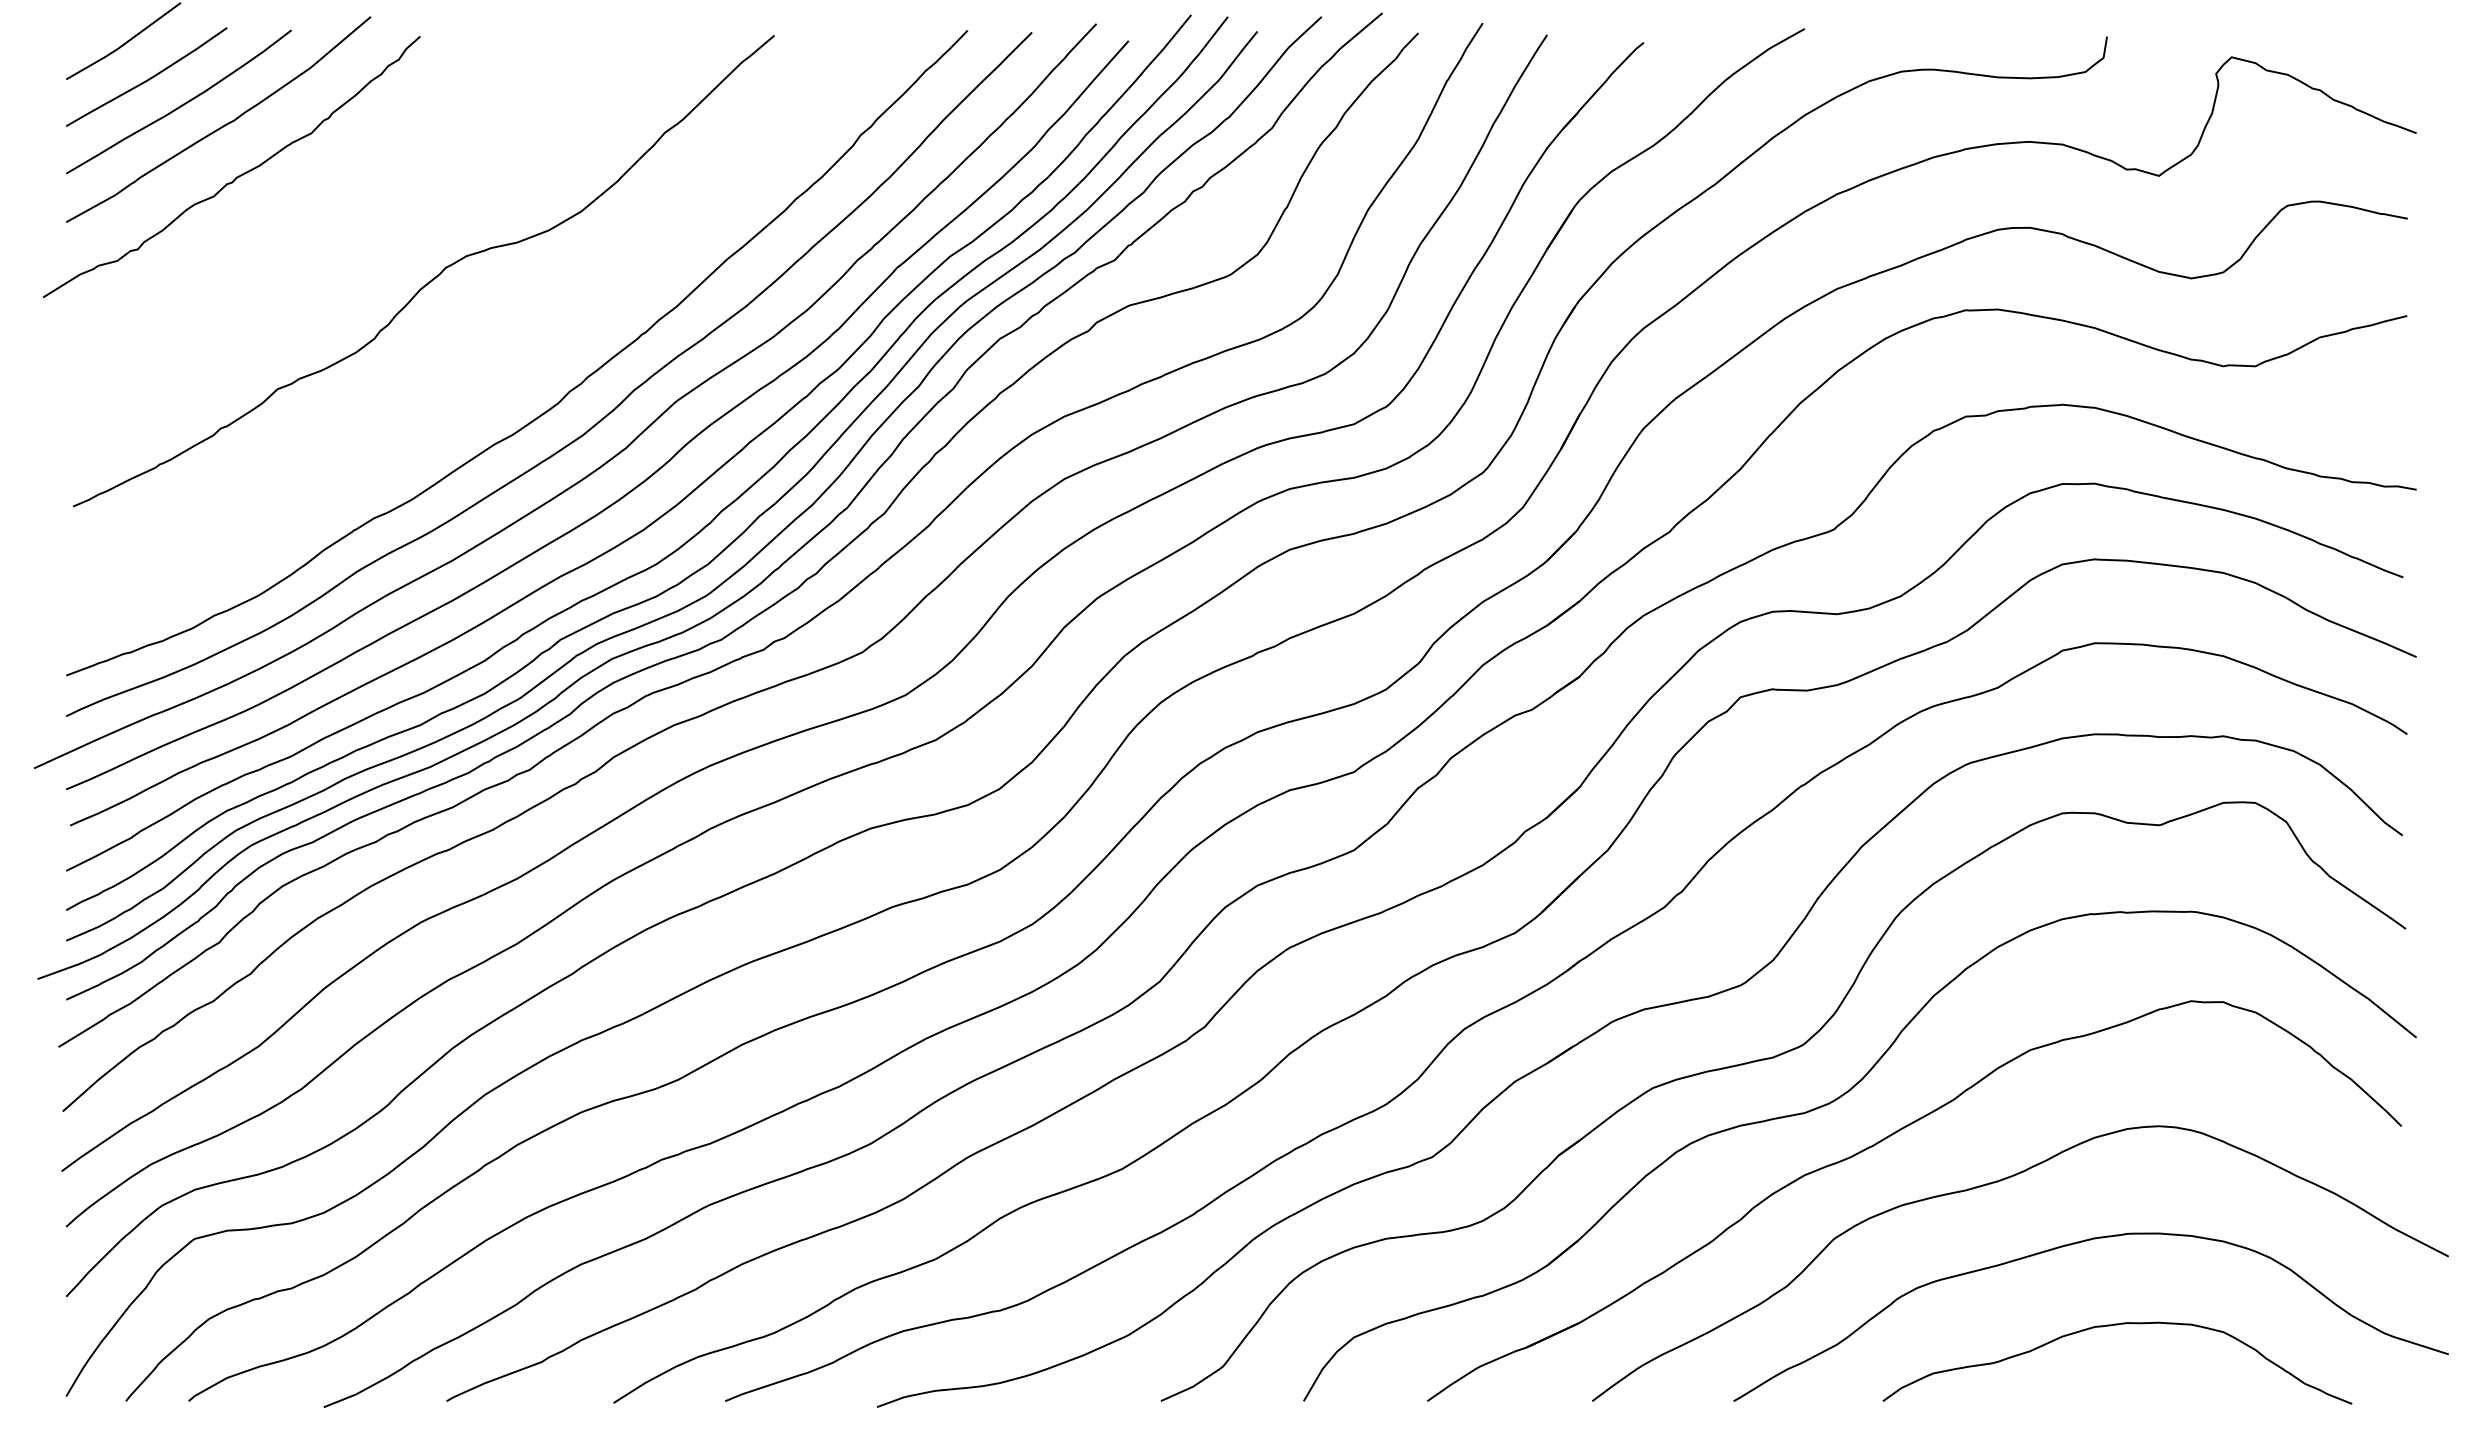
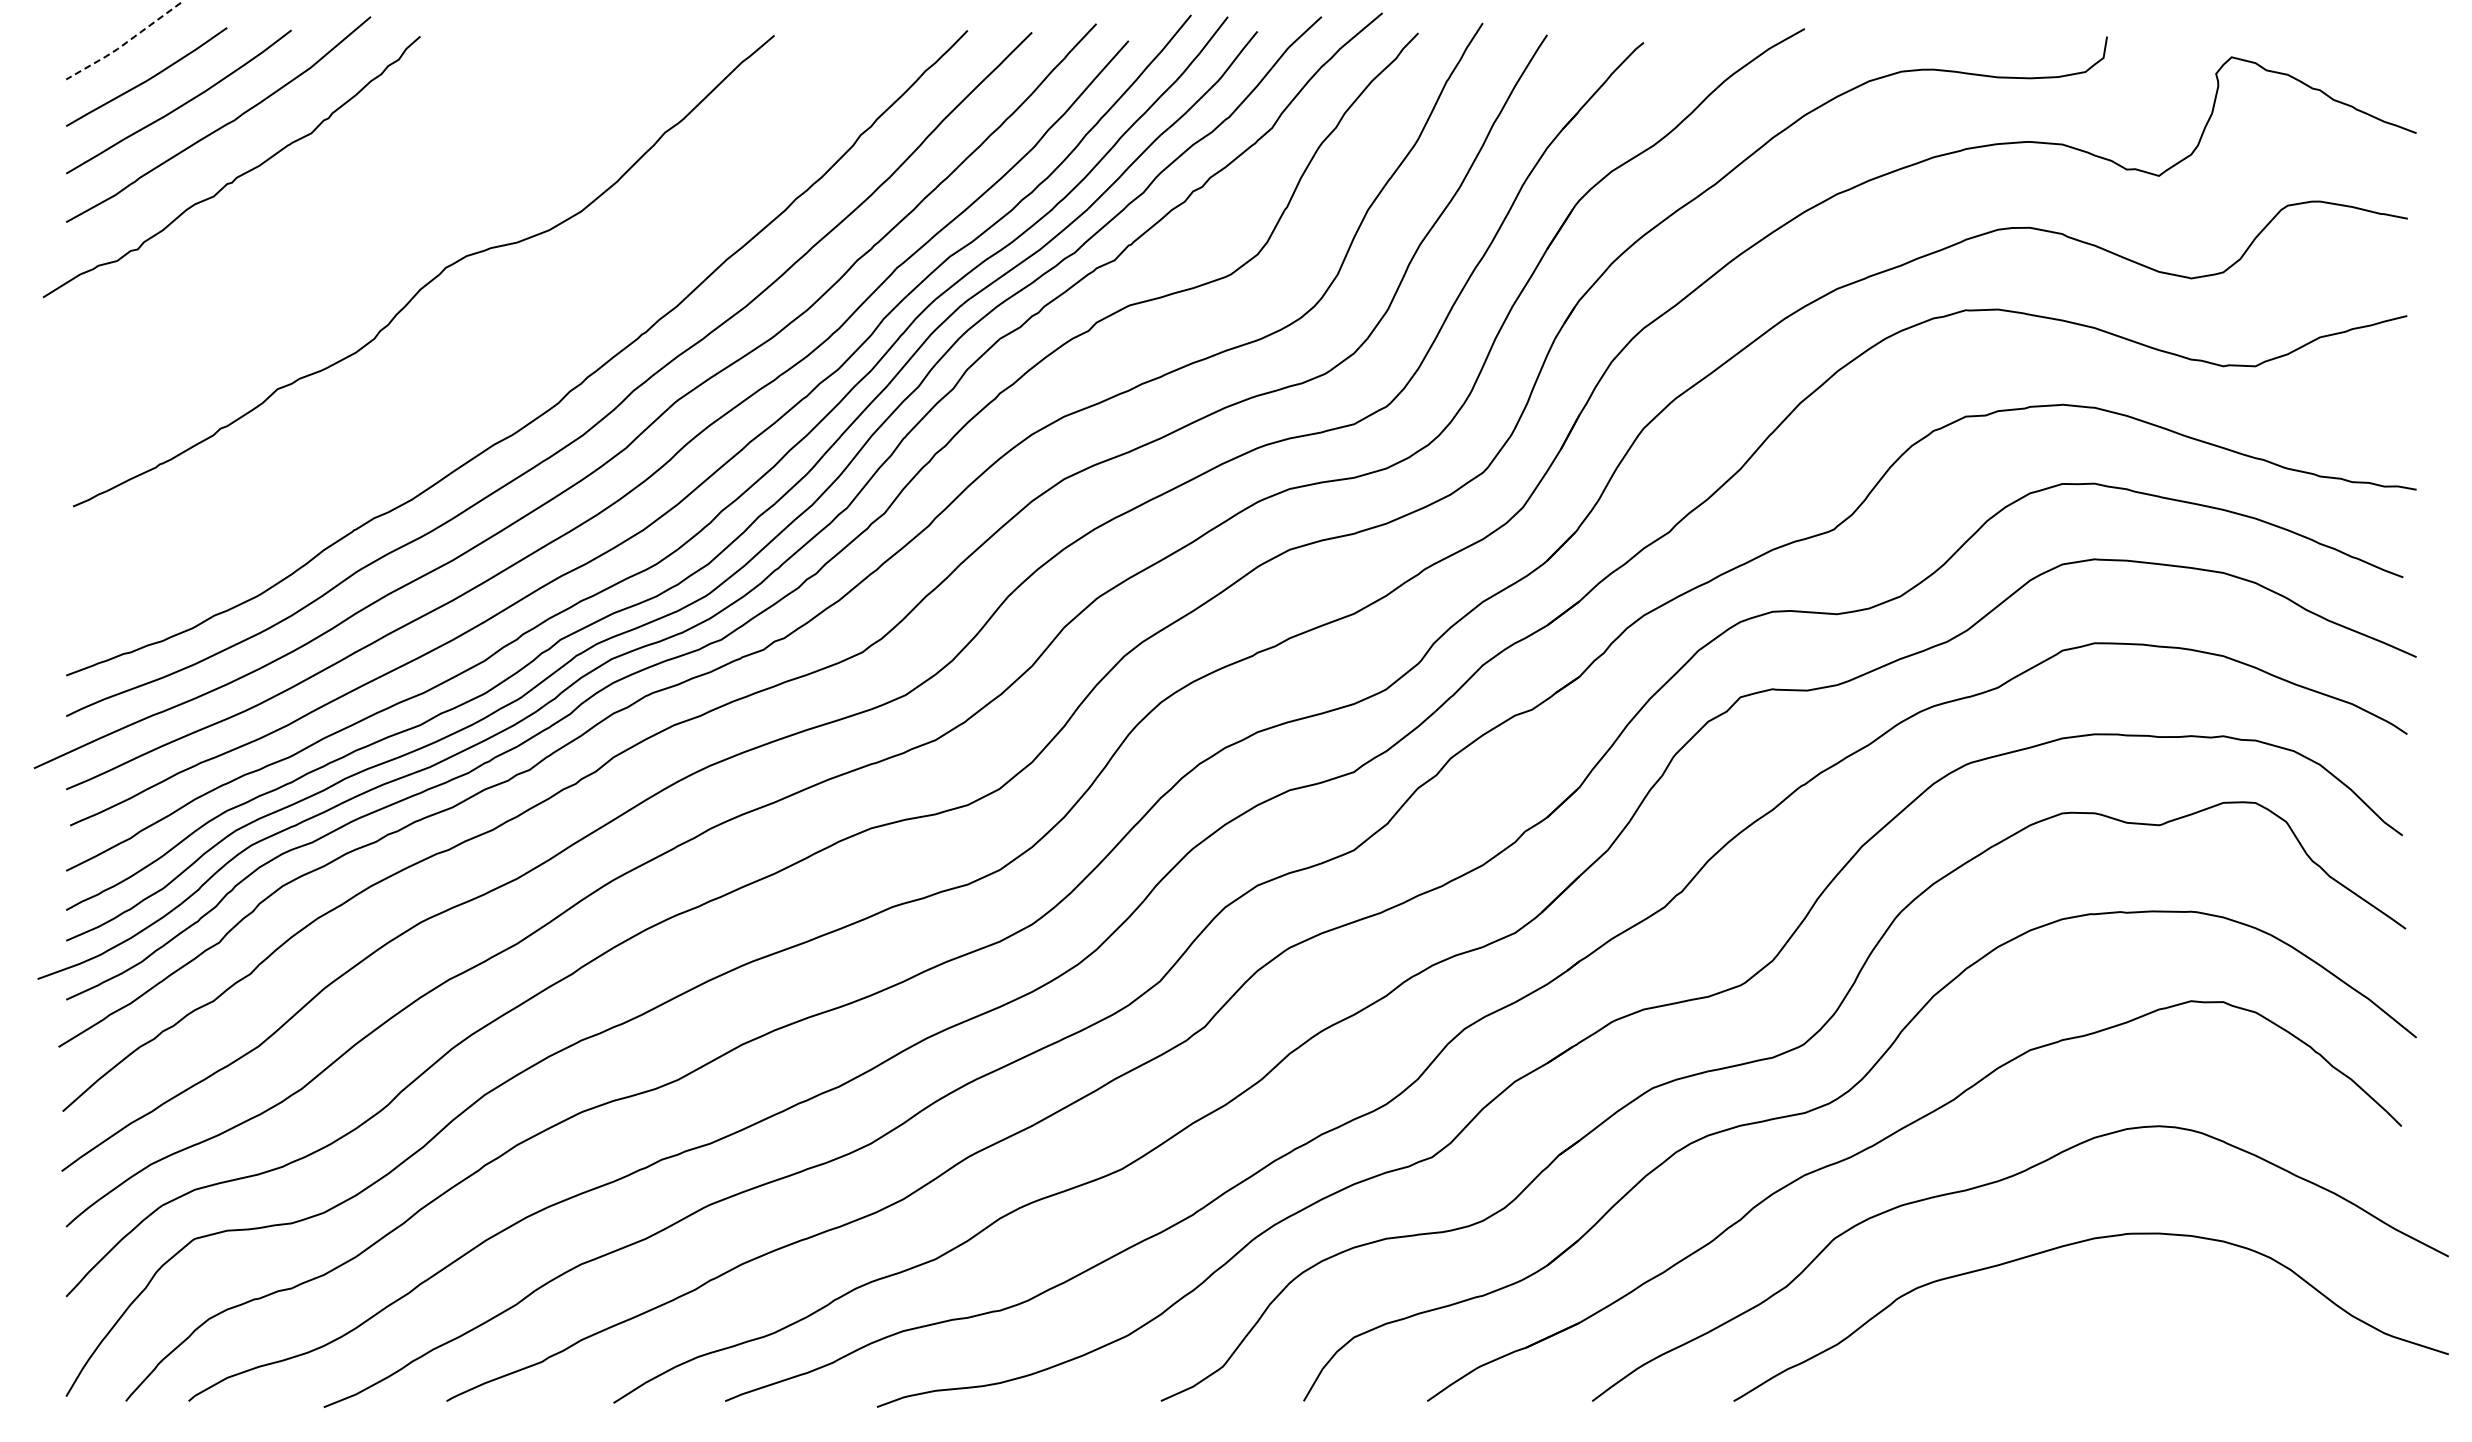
line: solid -> dashed (124, 44)
curve: present -> none (2110, 1326)
